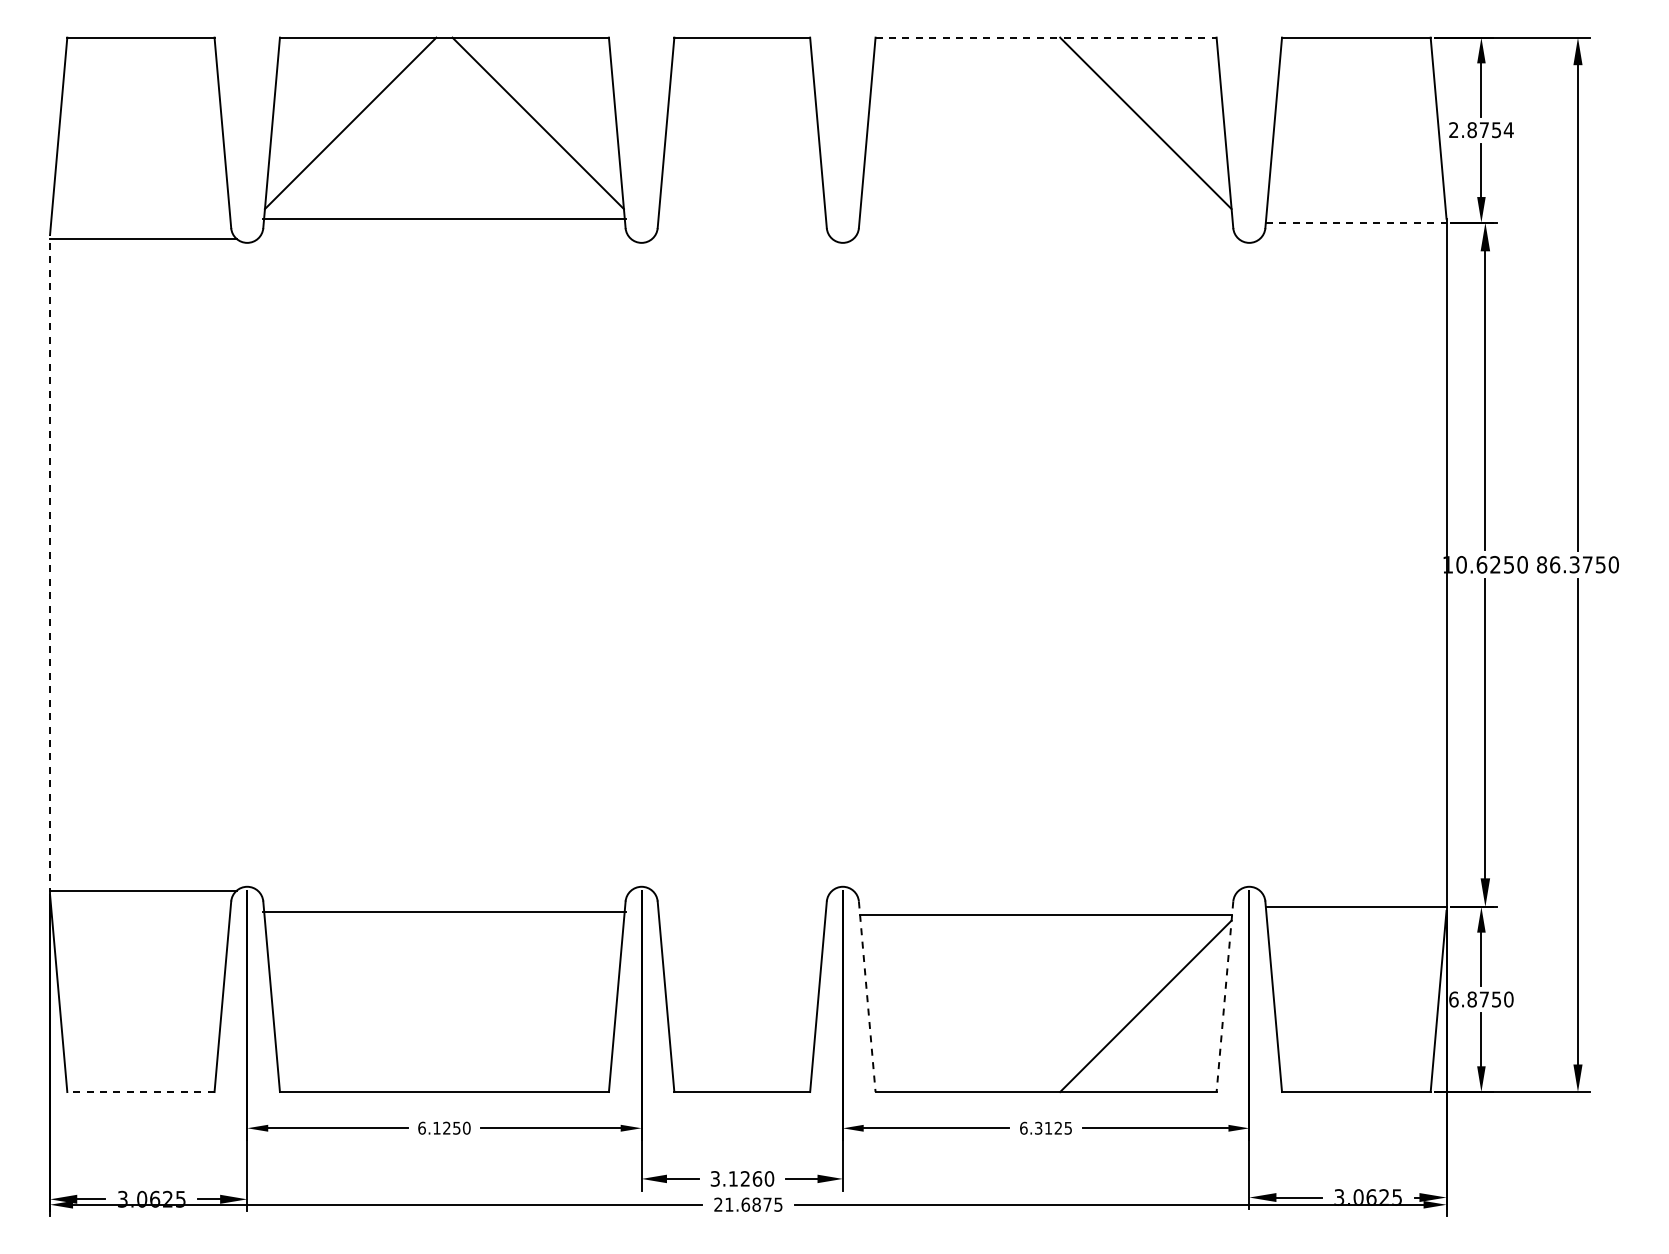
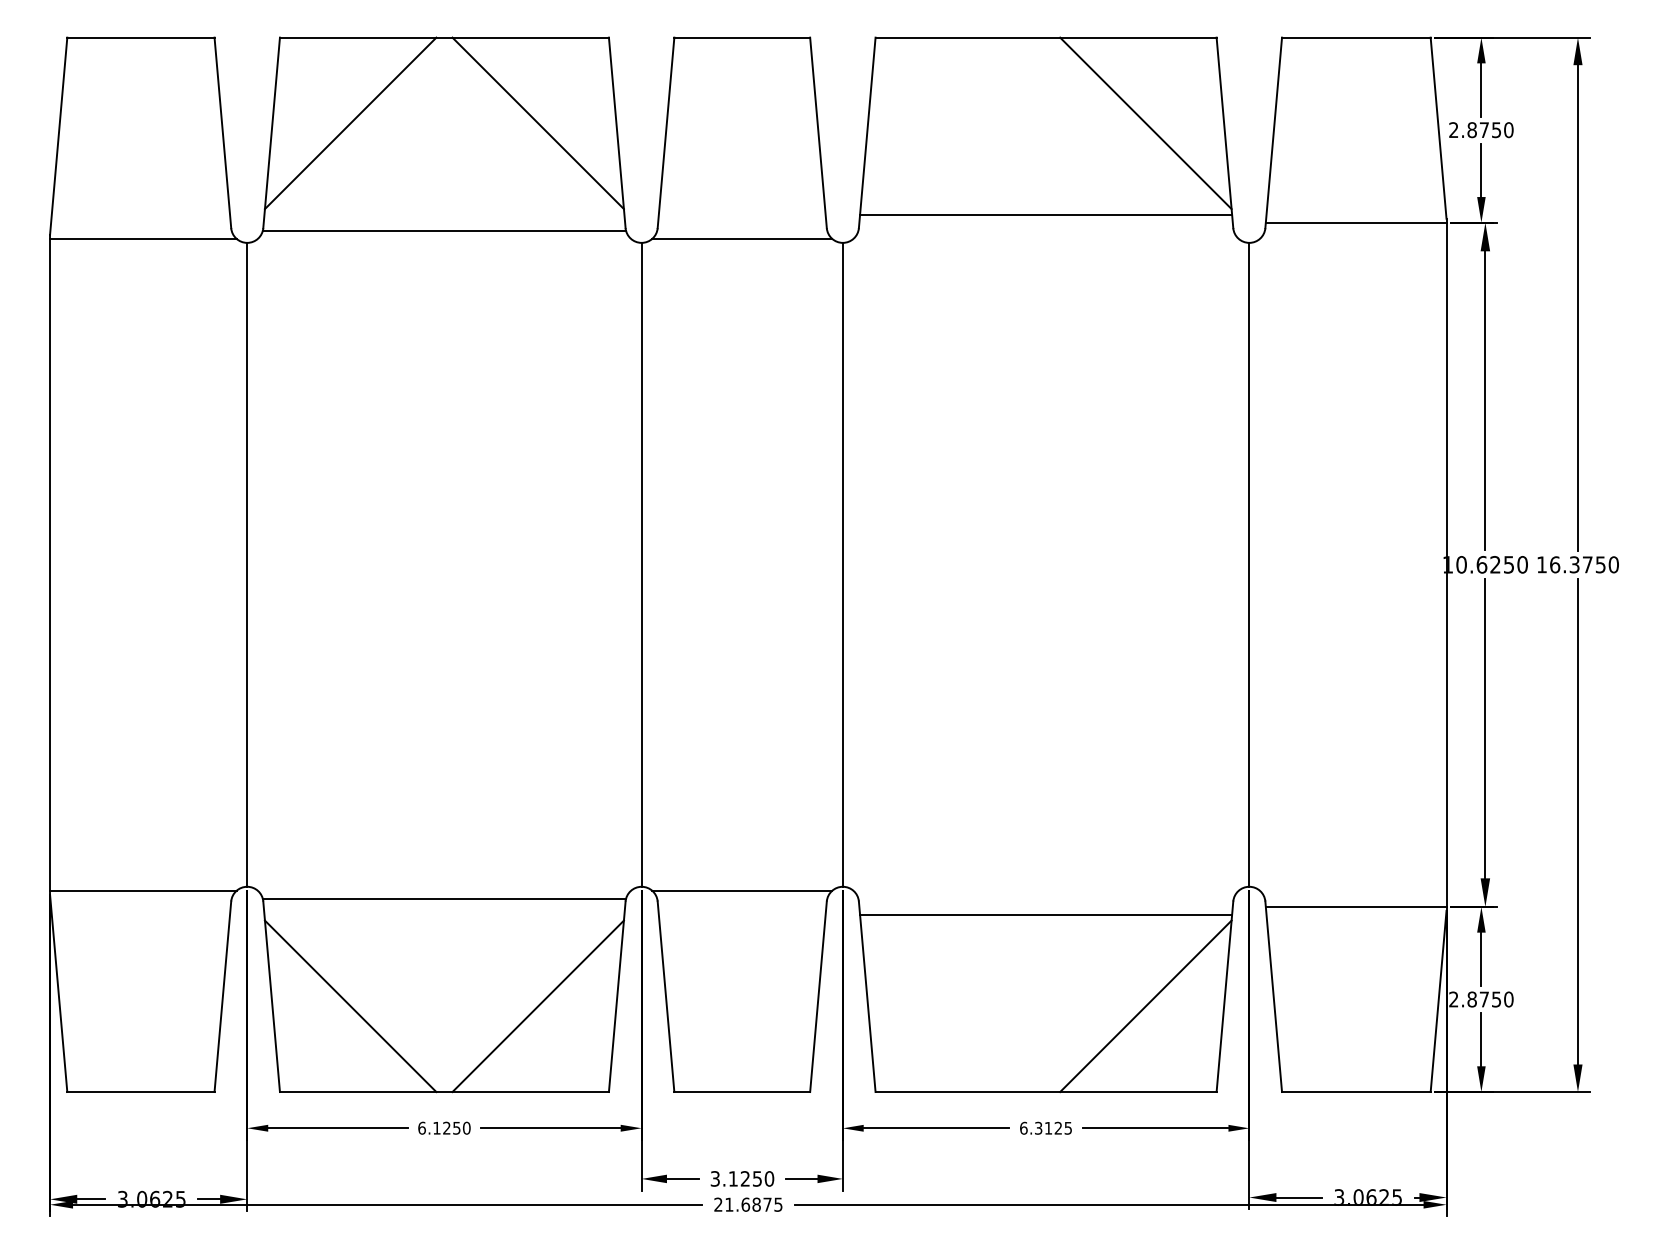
line: dashed -> solid (1046, 37)
text: 2.8754 -> 2.8750 (1508, 130)
line: none -> present (1046, 214)
line position: (444, 218) -> (444, 230) (444, 230)
line: dashed -> solid (1356, 222)
line: none -> present (742, 238)
line: dashed -> solid (50, 564)
line: none -> present (247, 564)
line: none -> present (641, 564)
line: none -> present (842, 564)
line: none -> present (1249, 564)
text: 86.3750 -> 16.3750 (1542, 564)
line: none -> present (742, 890)
line position: (444, 911) -> (444, 898) (444, 898)
line: dashed -> solid (867, 996)
line: dashed -> solid (1224, 996)
text: 6.8750 -> 2.8750 (1453, 999)
line: none -> present (350, 1006)
line: none -> present (537, 1006)
line: dashed -> solid (140, 1092)
text: 3.1260 -> 3.1250 (757, 1178)
